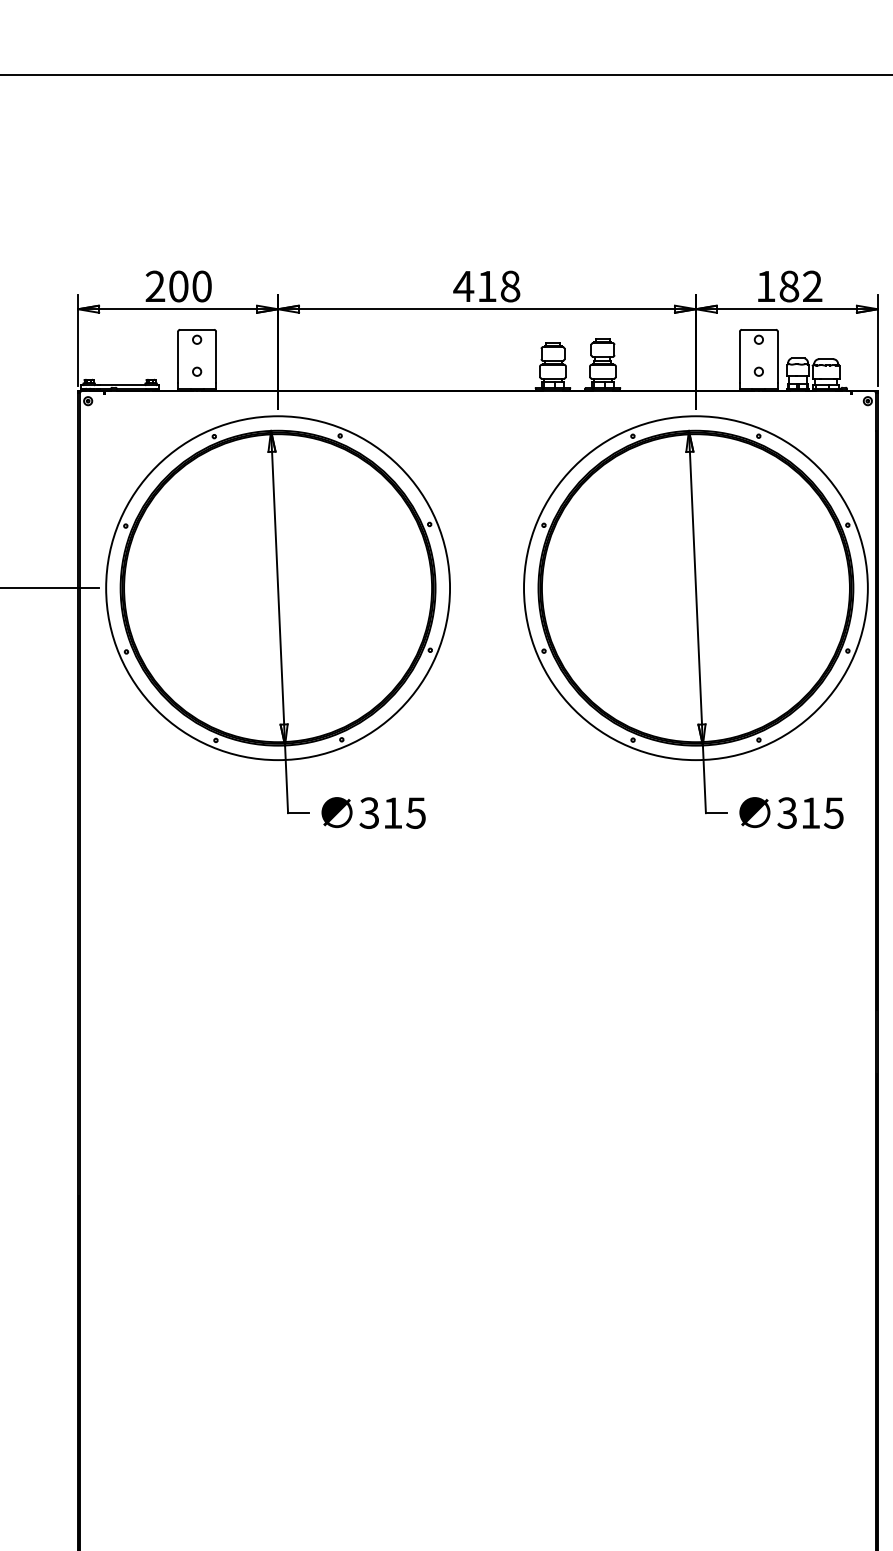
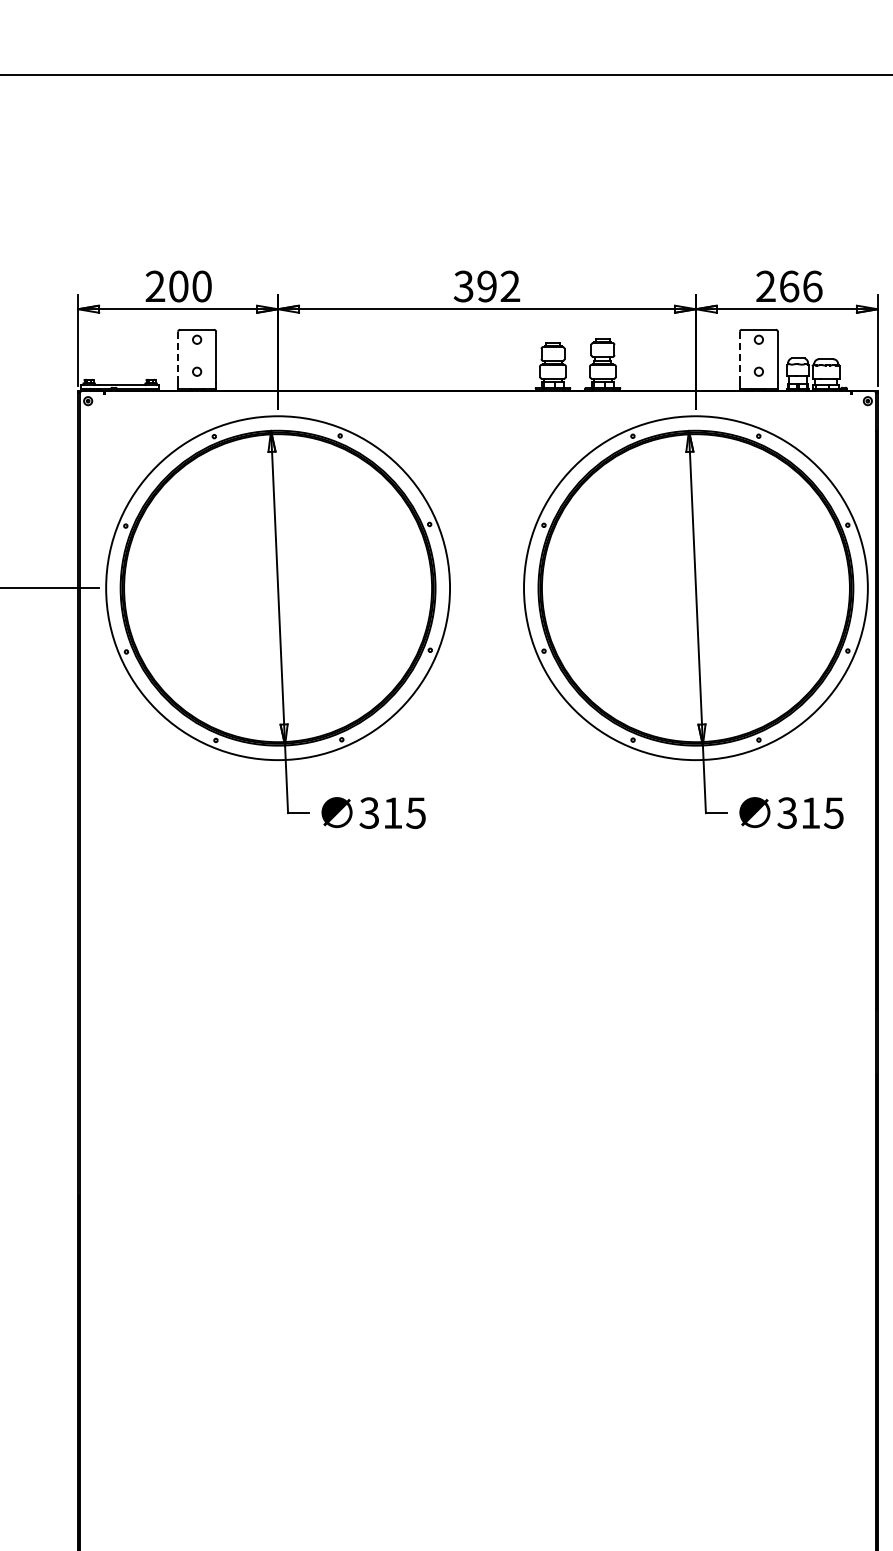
text: 418 -> 392 (486, 286)
text: 182 -> 266 (789, 286)
line: solid -> dashed (178, 356)
line: solid -> dashed (739, 356)
